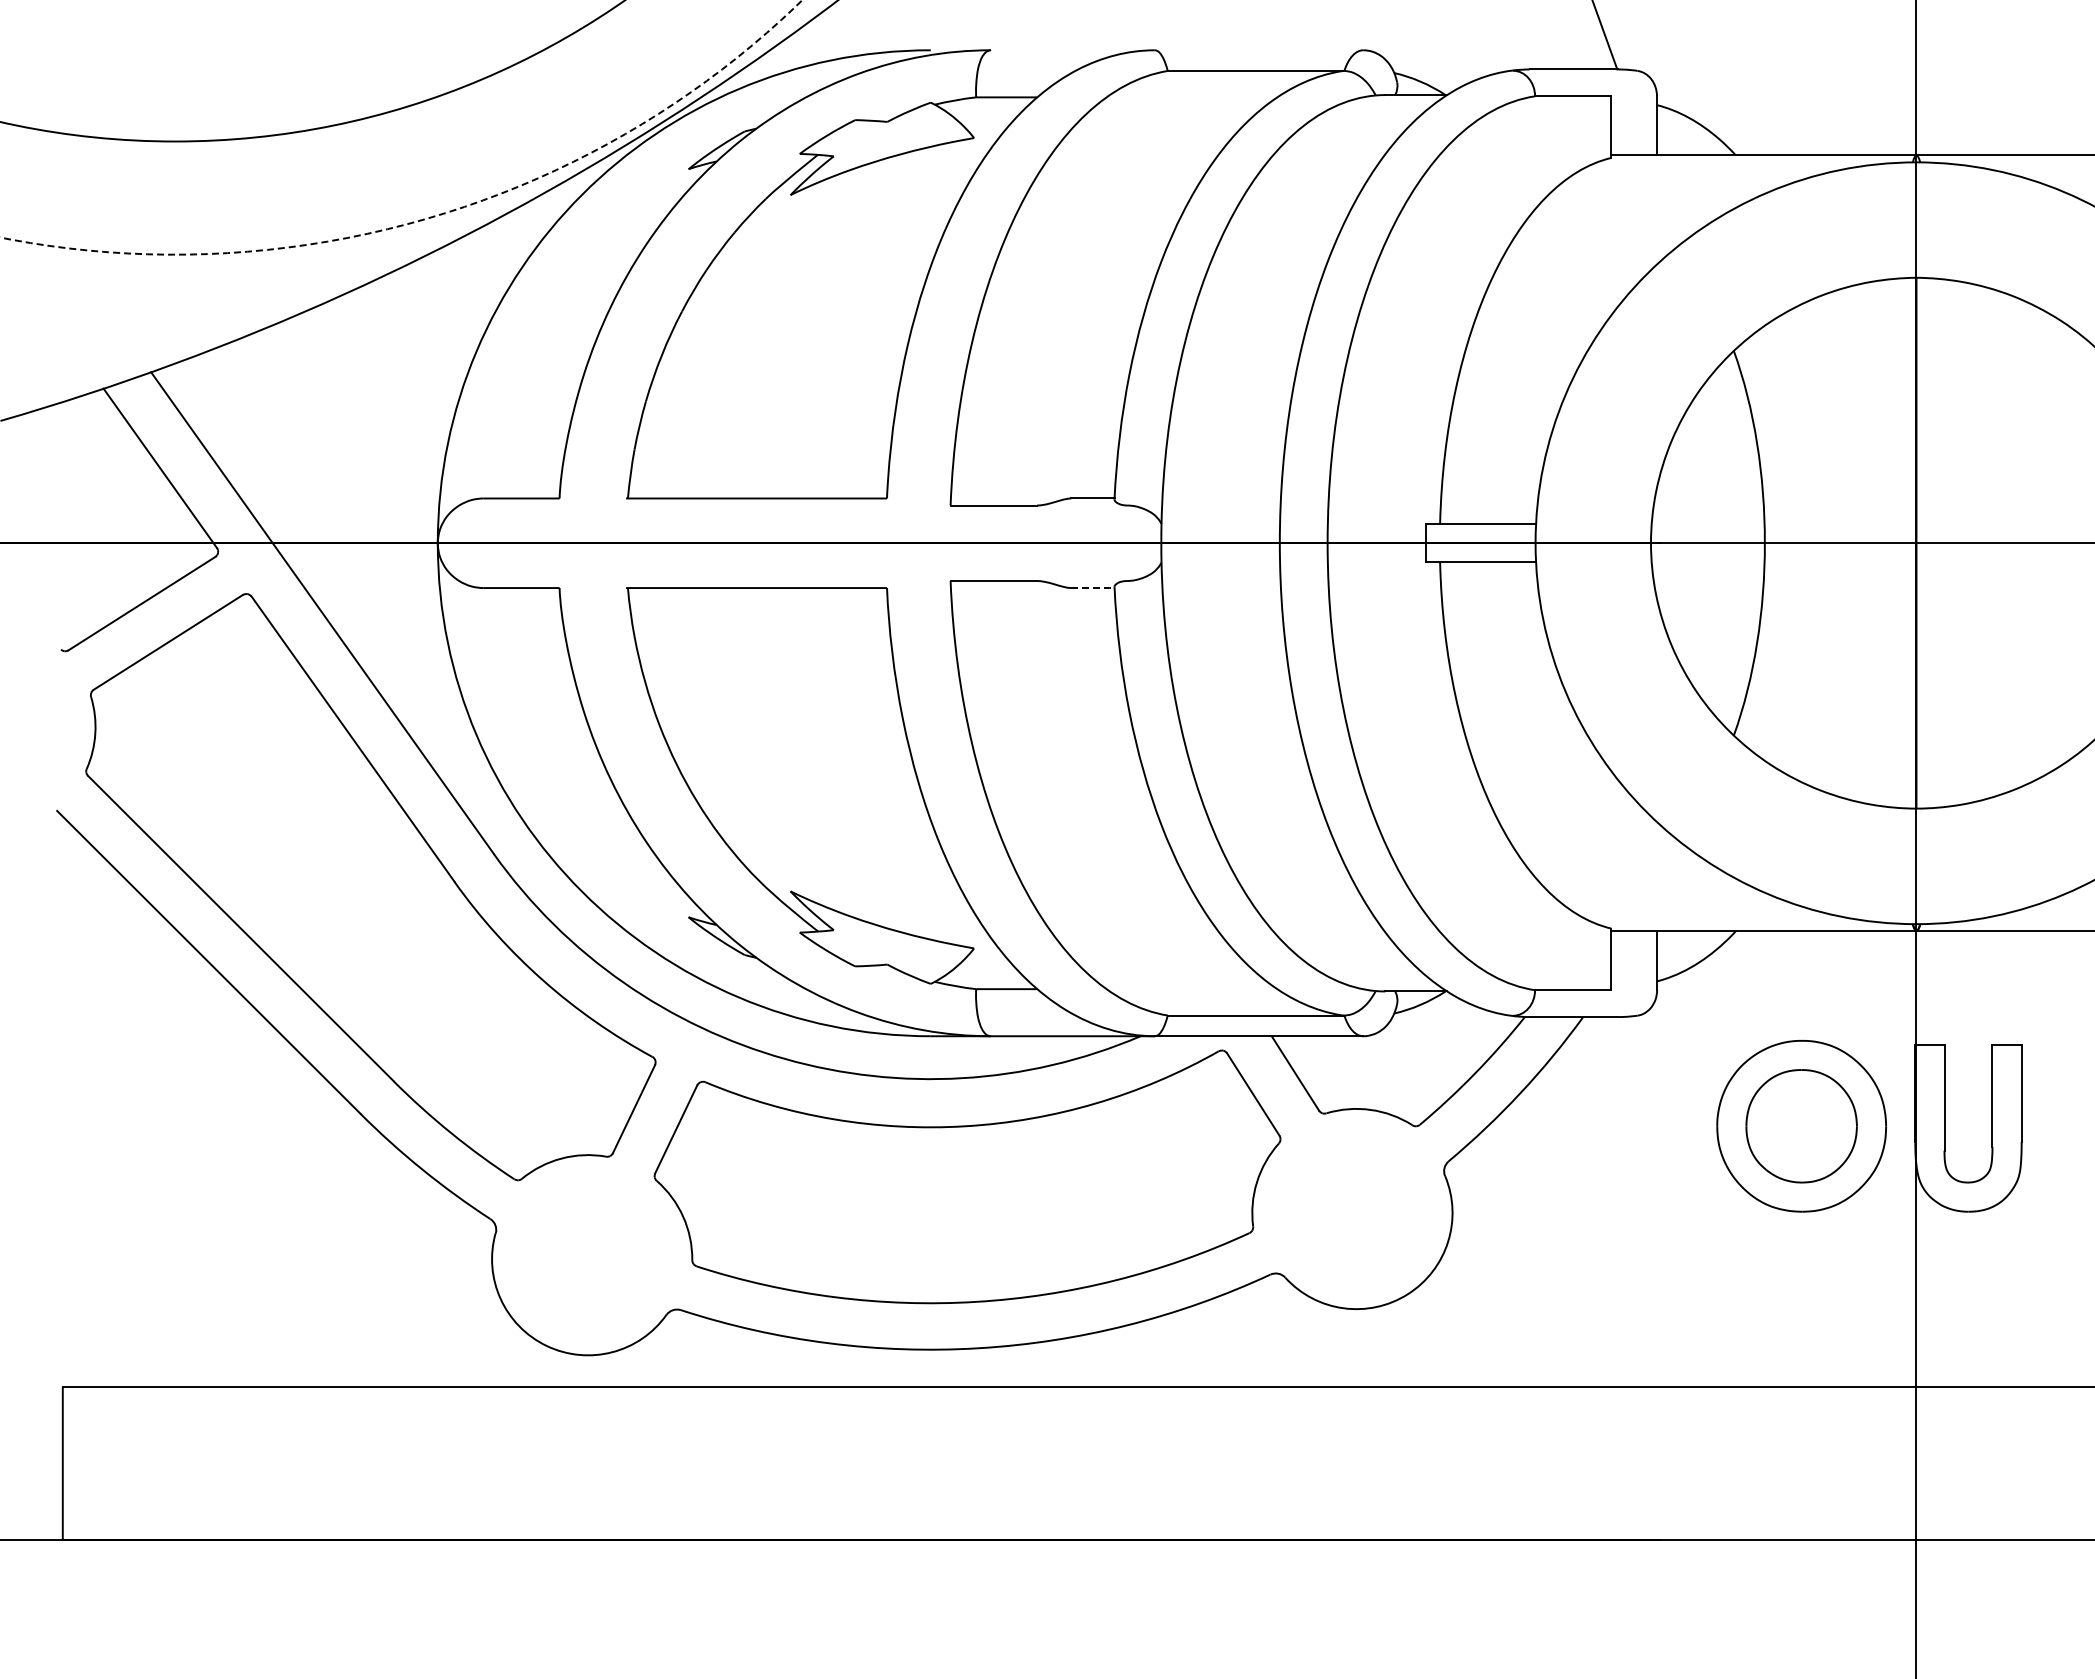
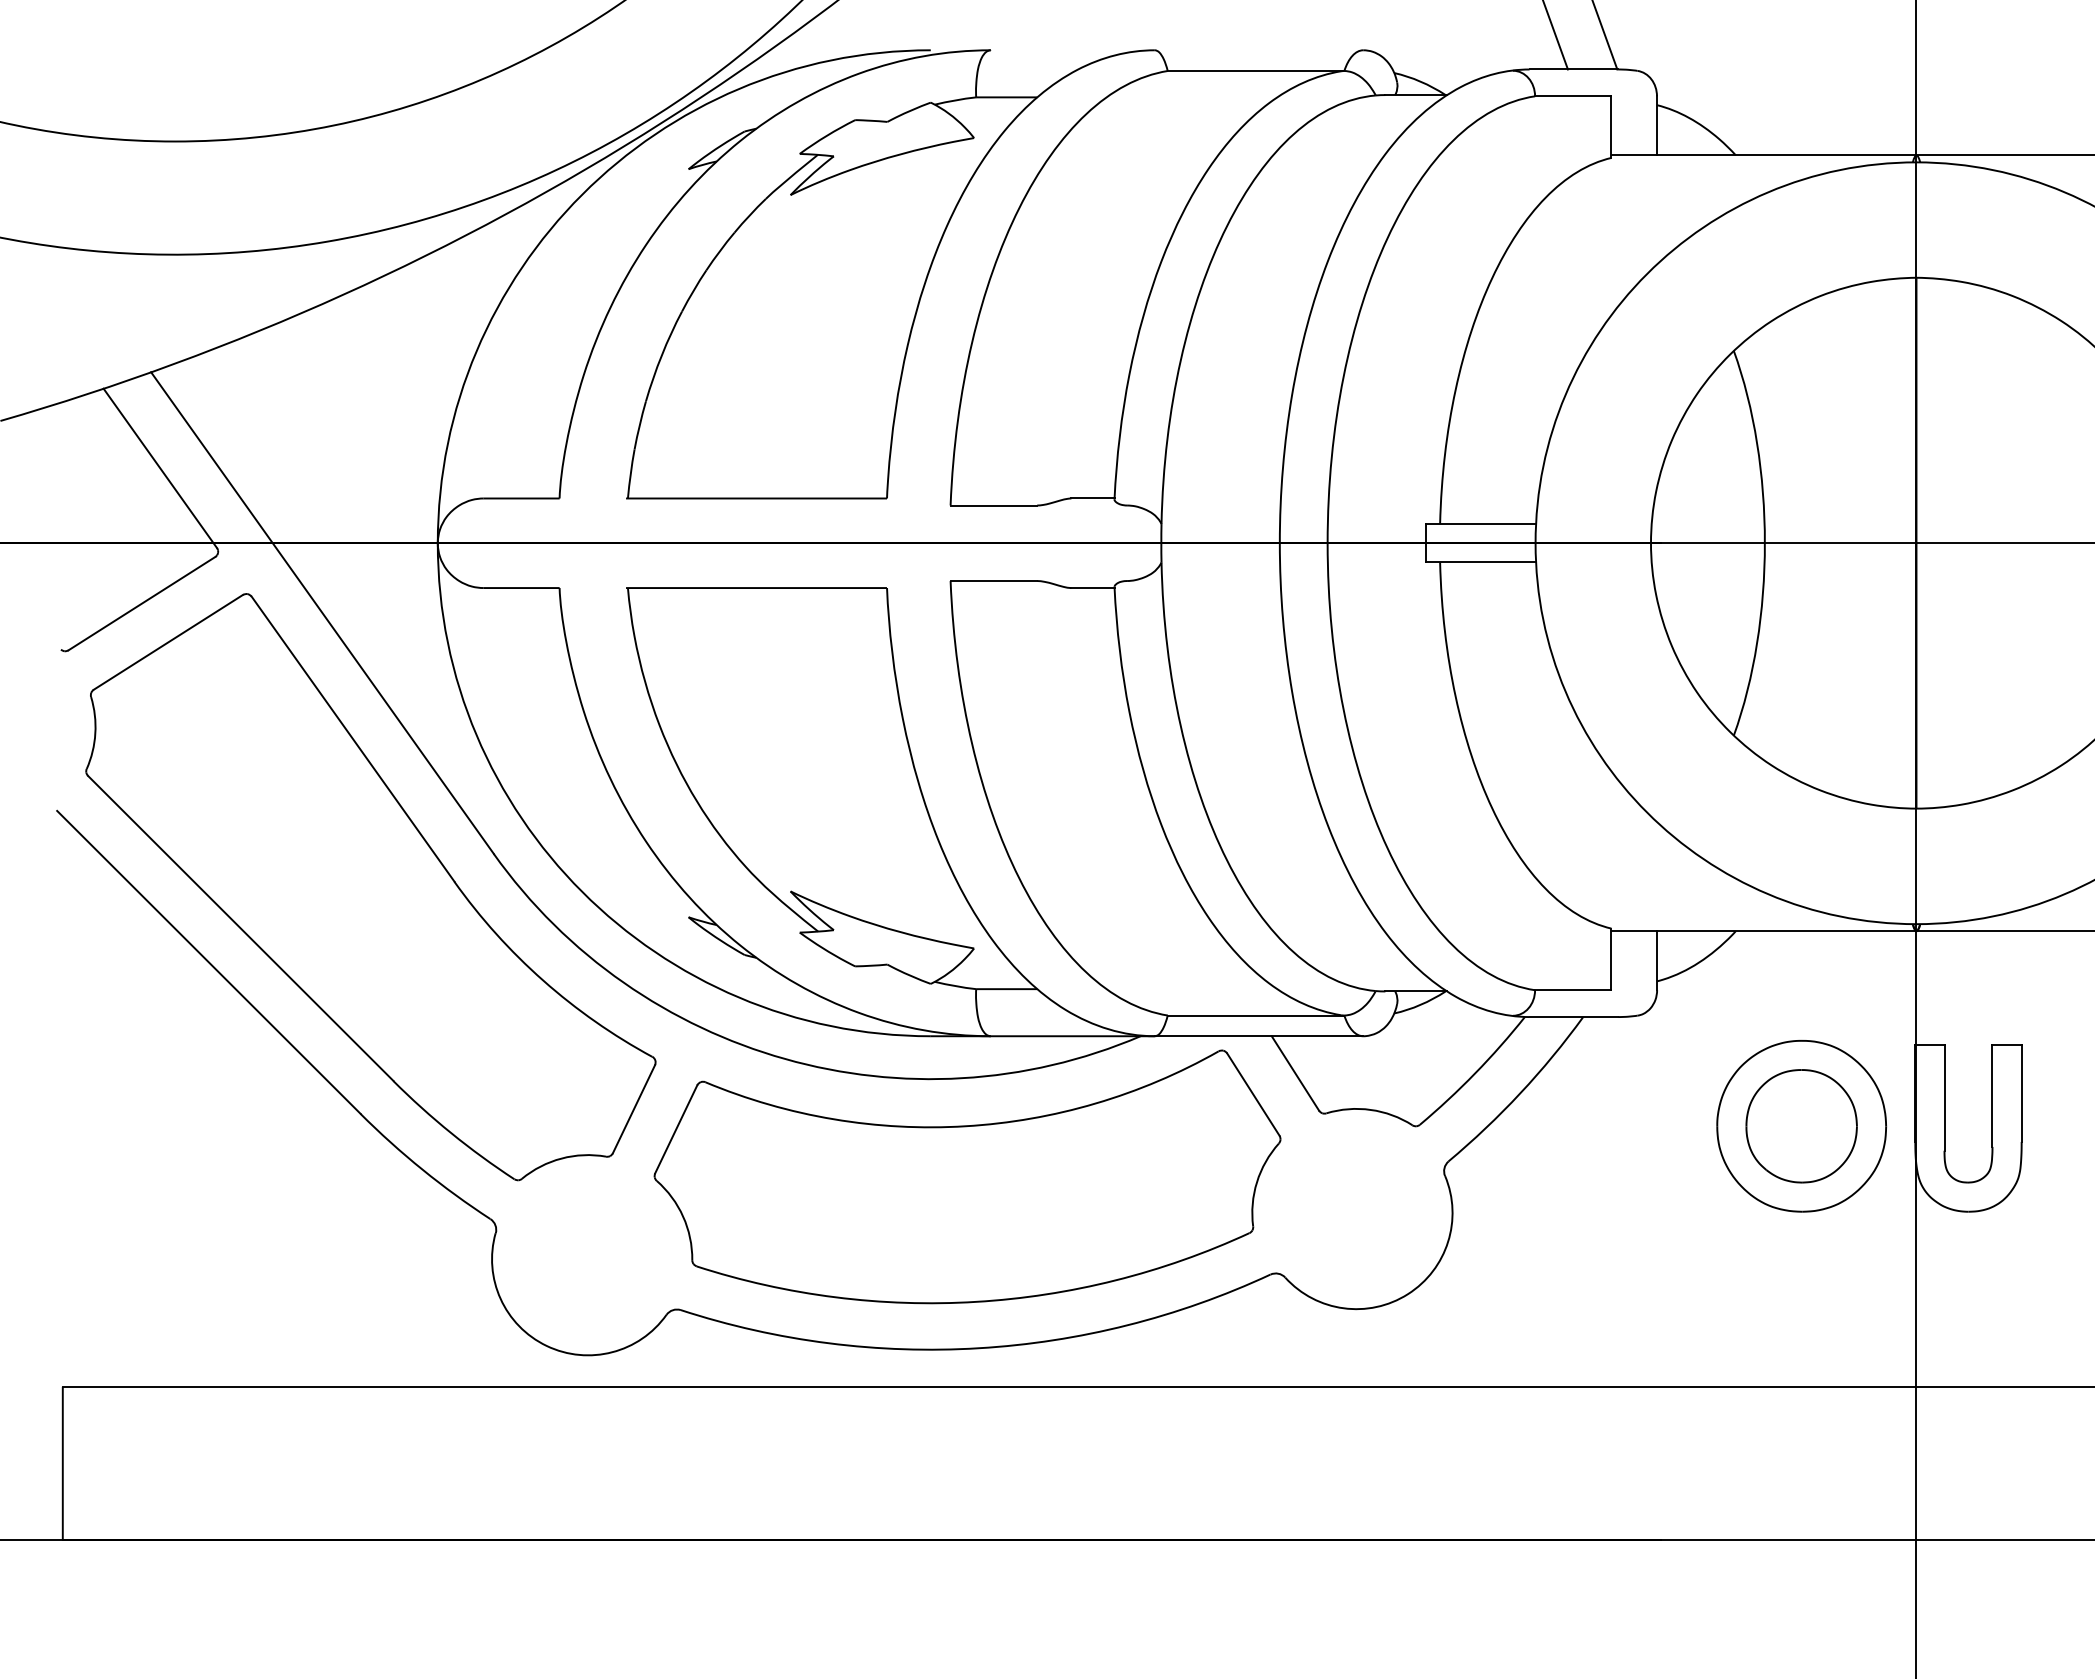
line: none -> present (1555, 35)
arc: dashed -> solid (430, 217)
line: dashed -> solid (1093, 588)
